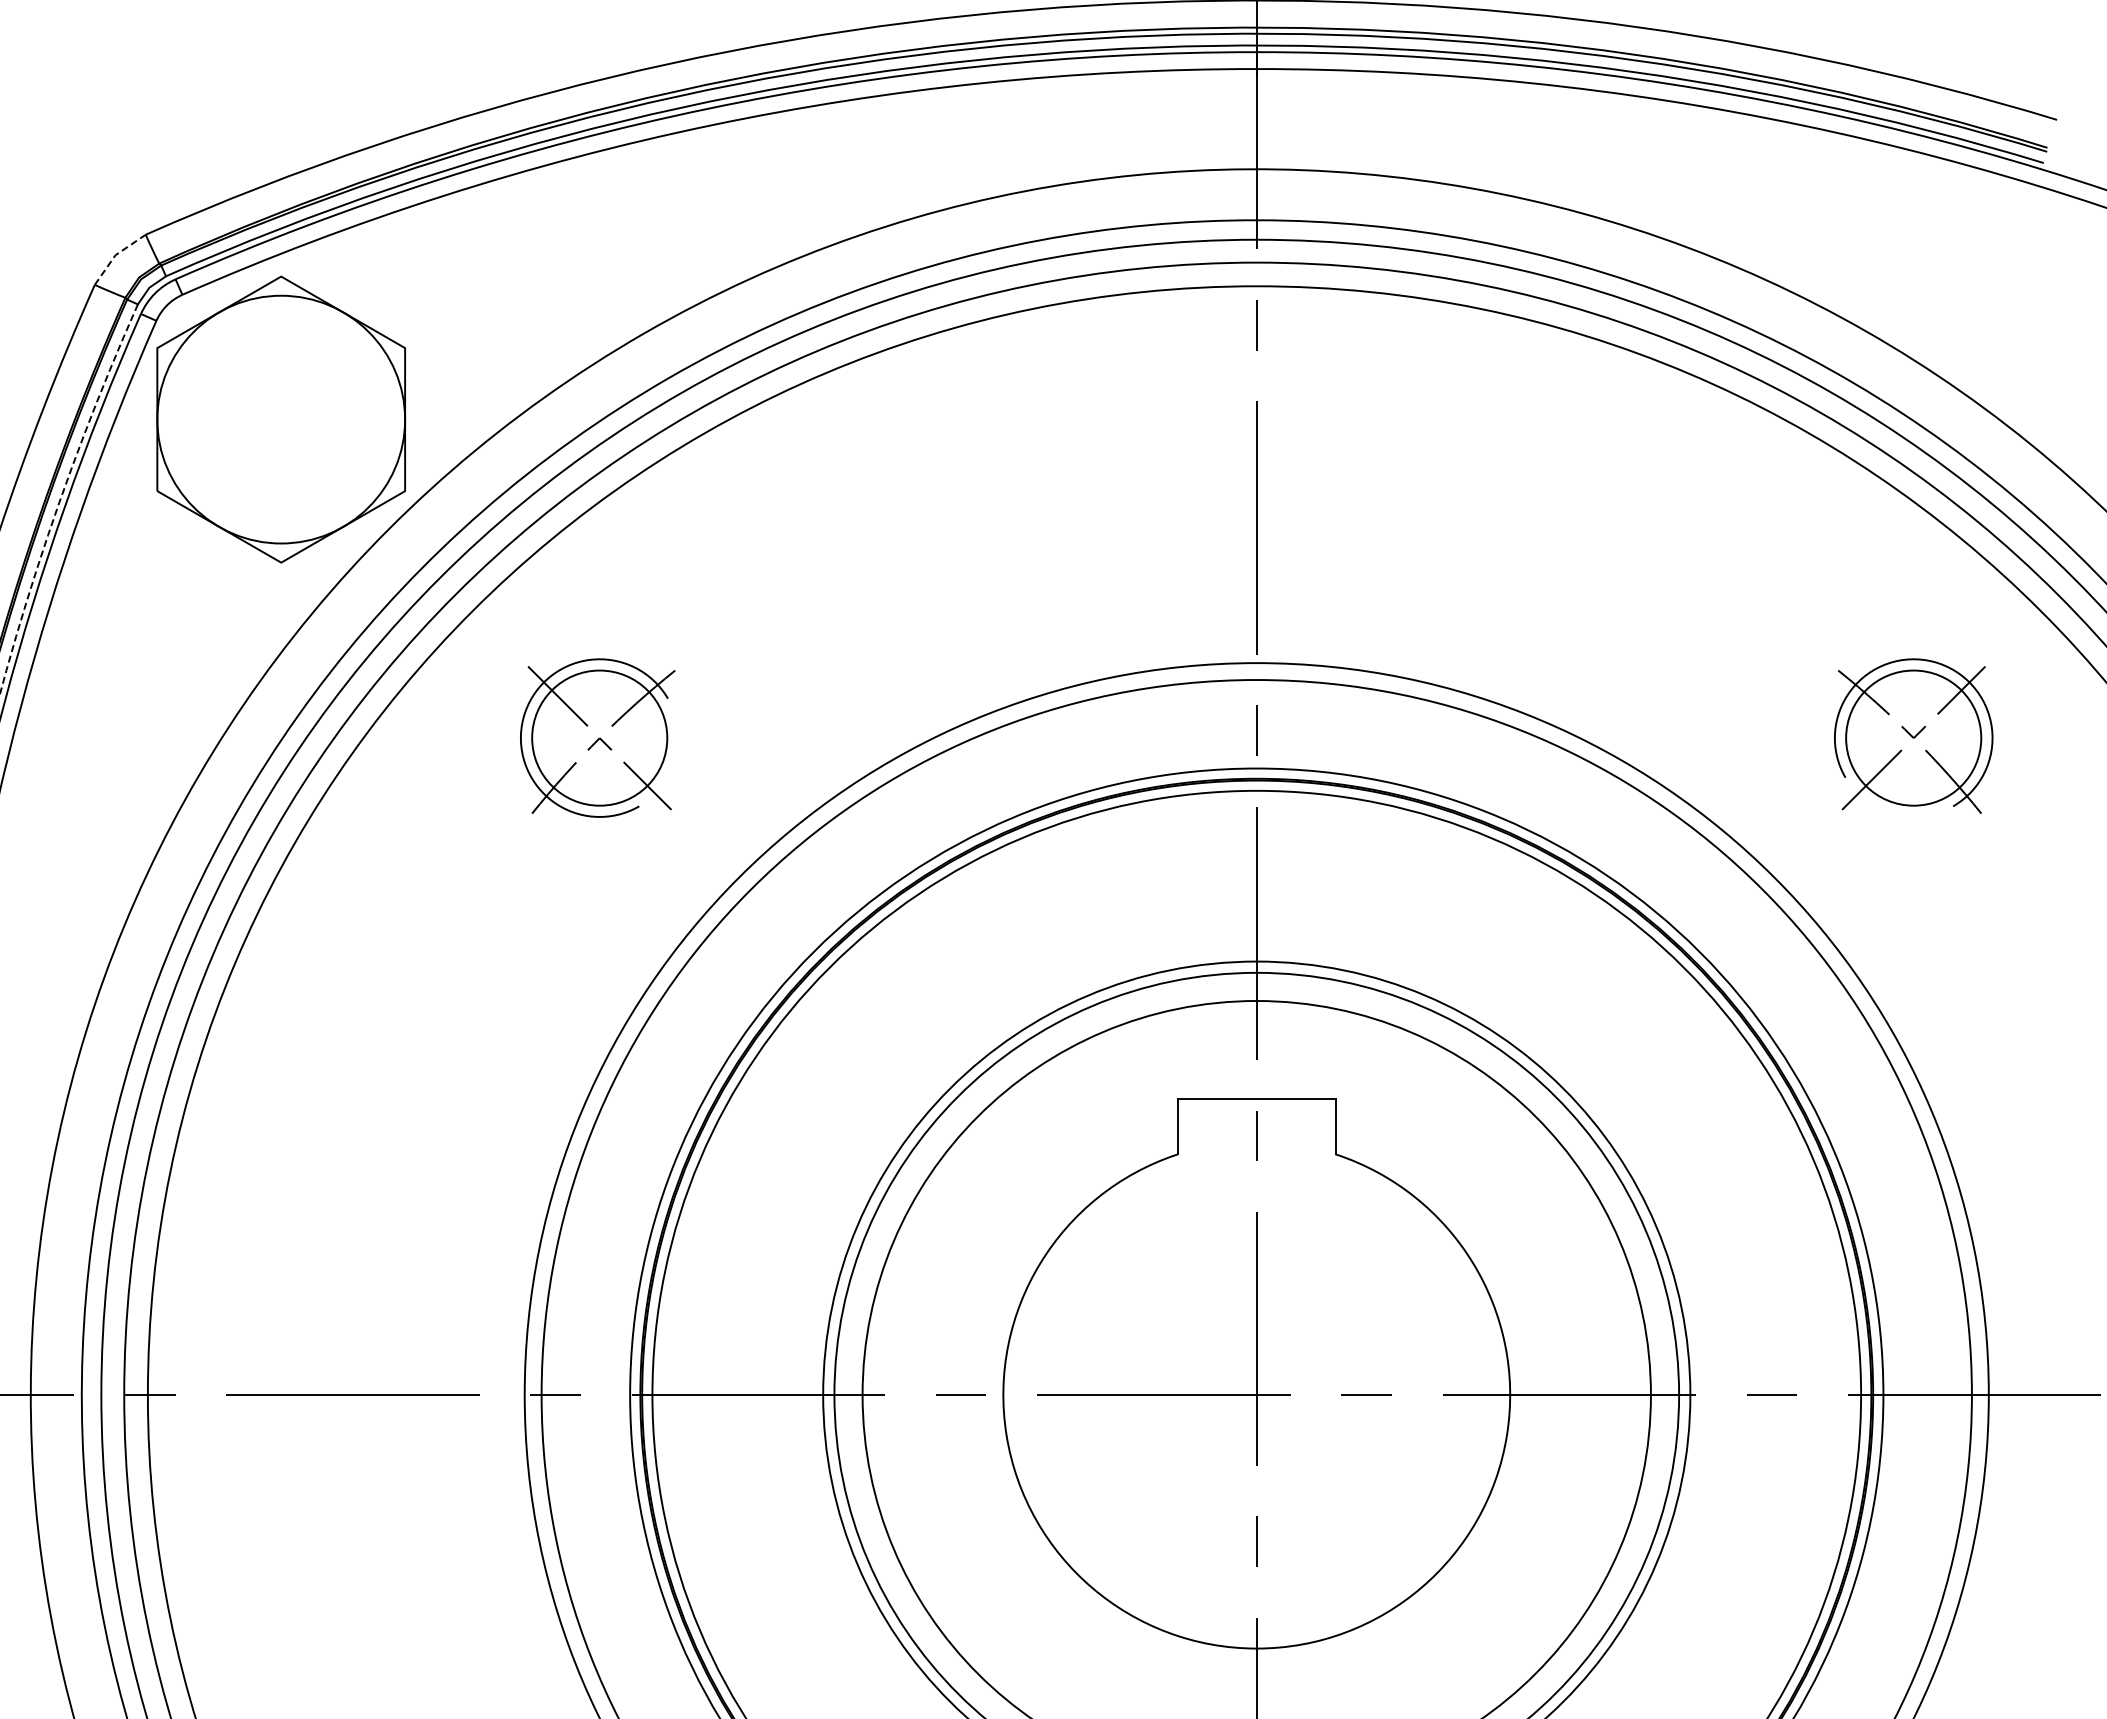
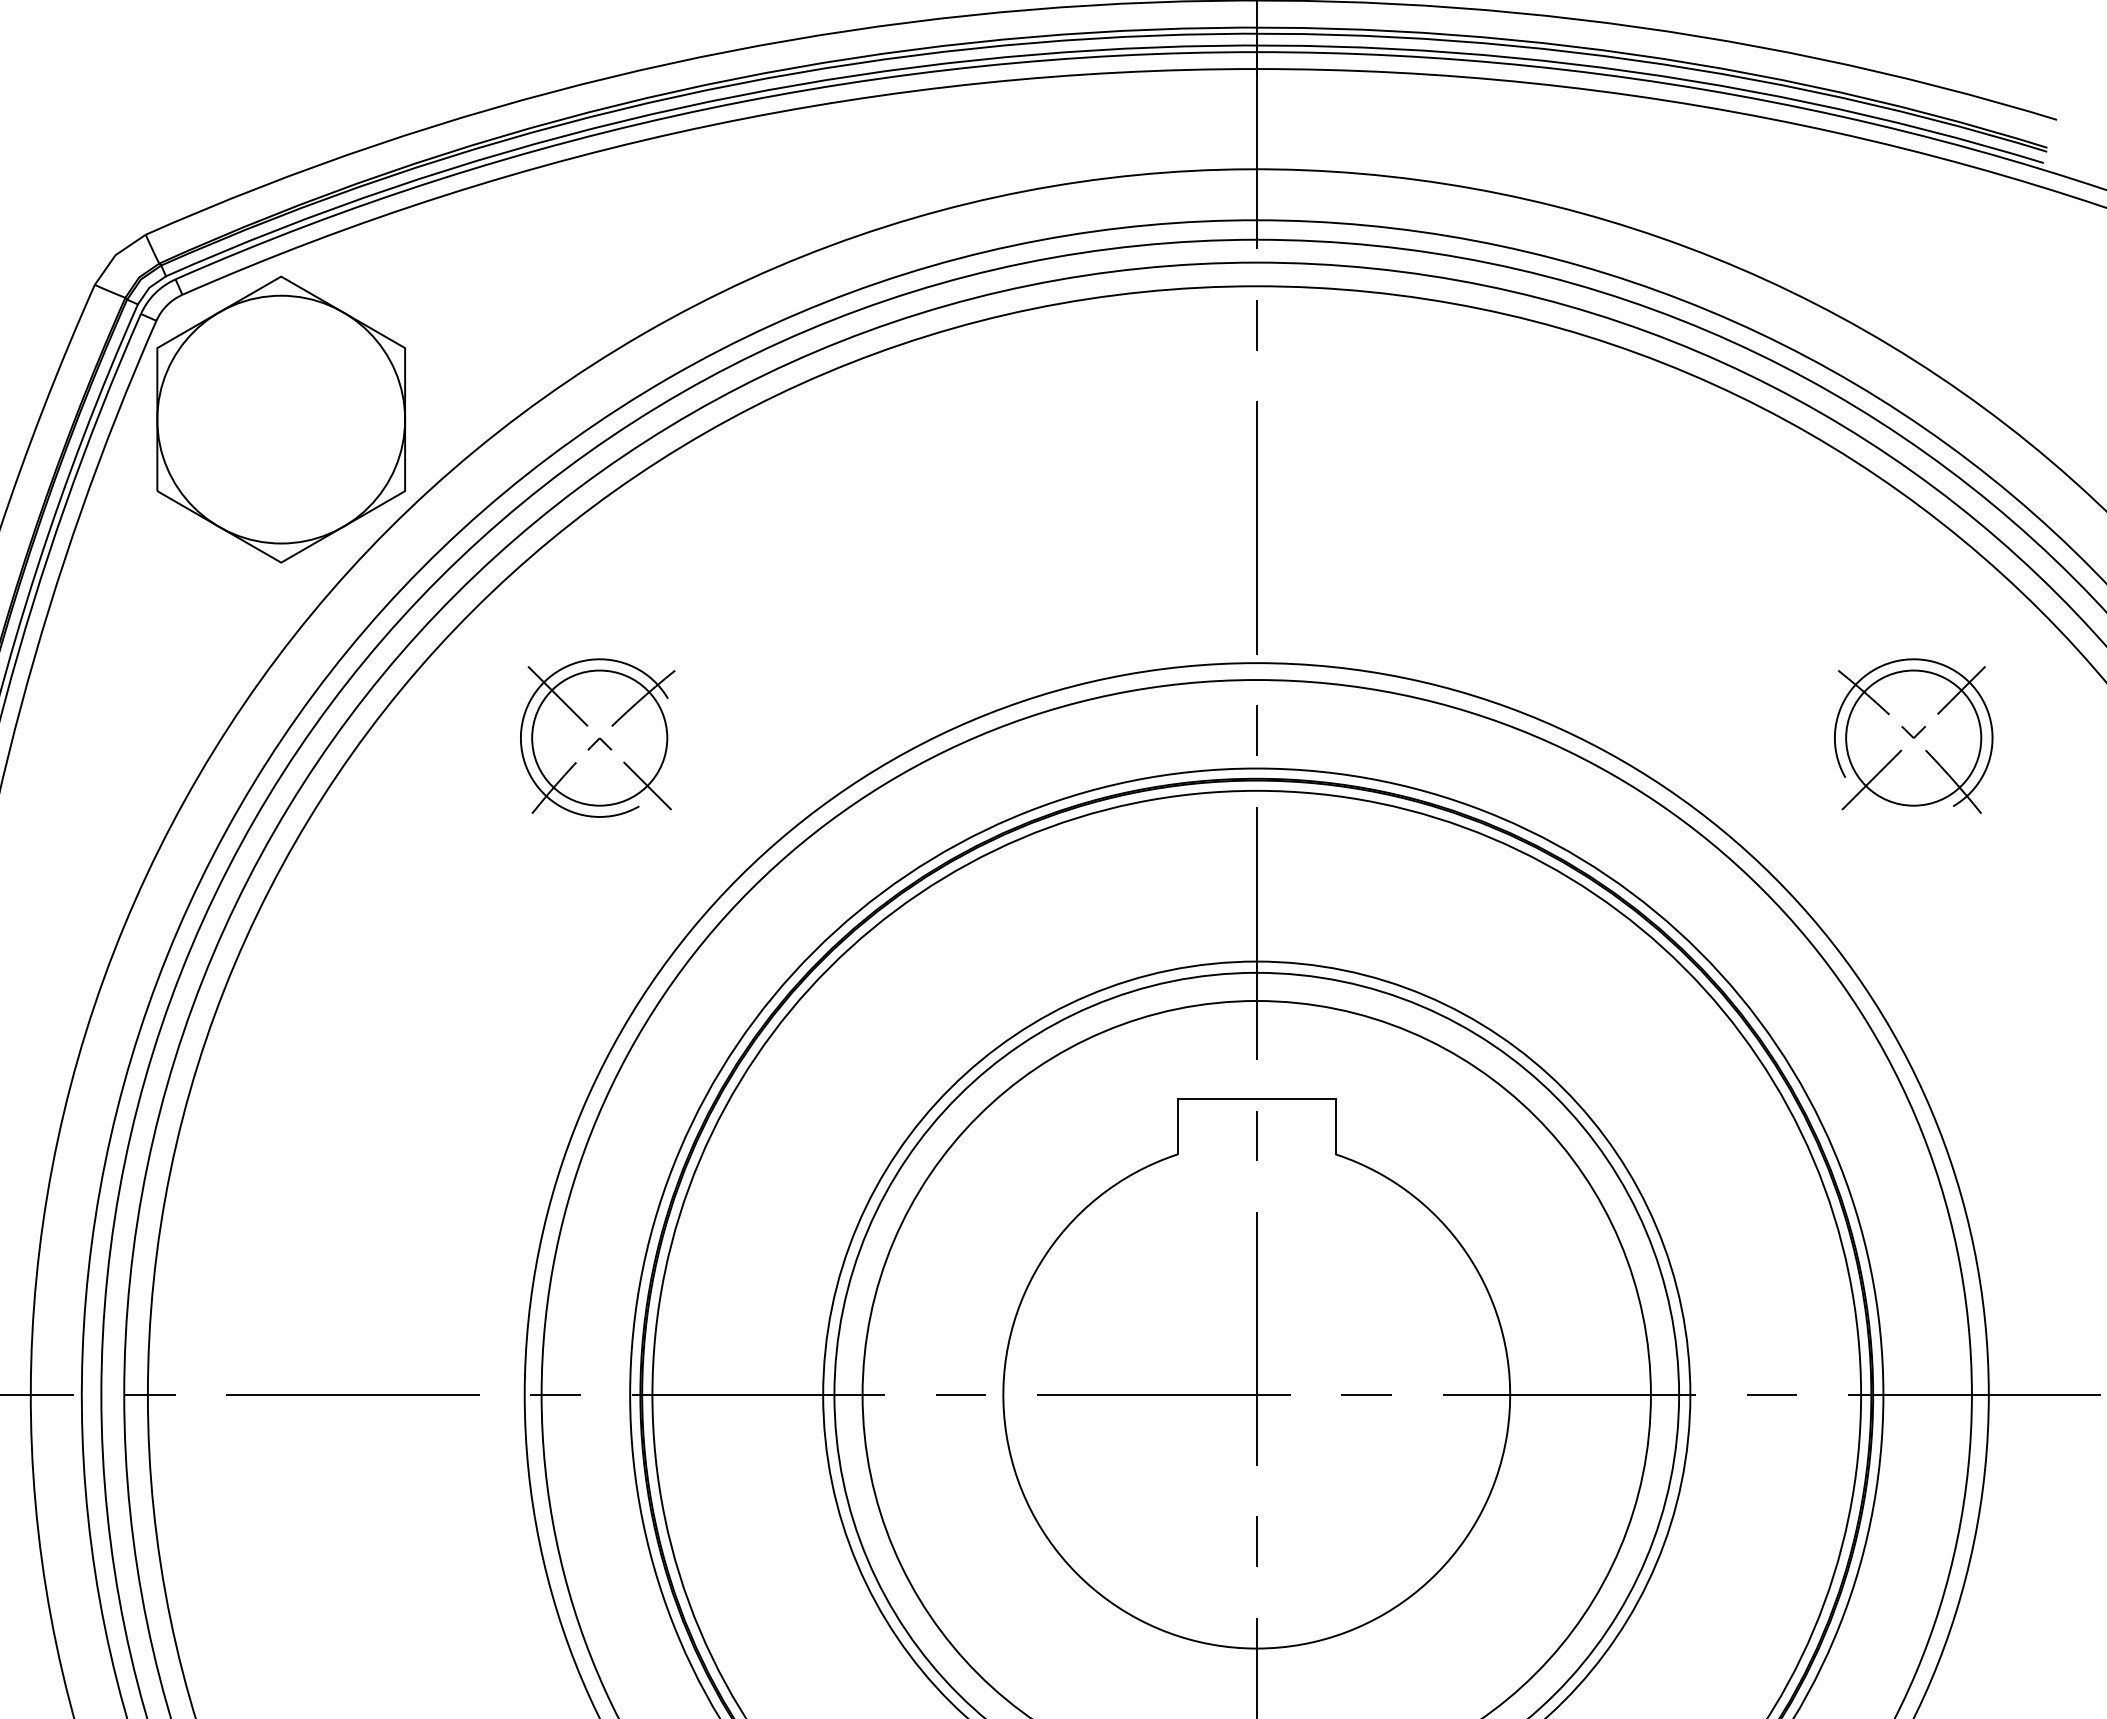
line: dashed -> solid (115, 255)
arc: dashed -> solid (61, 497)
